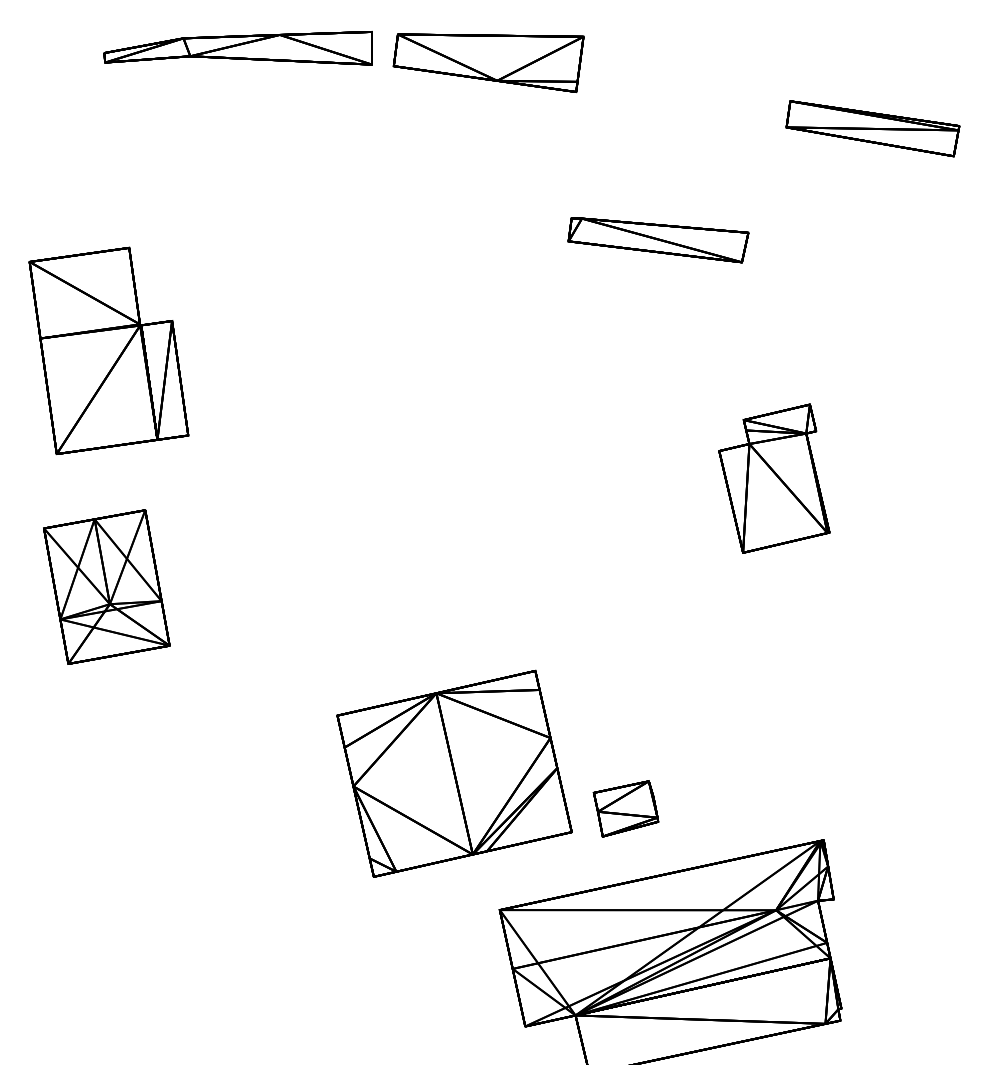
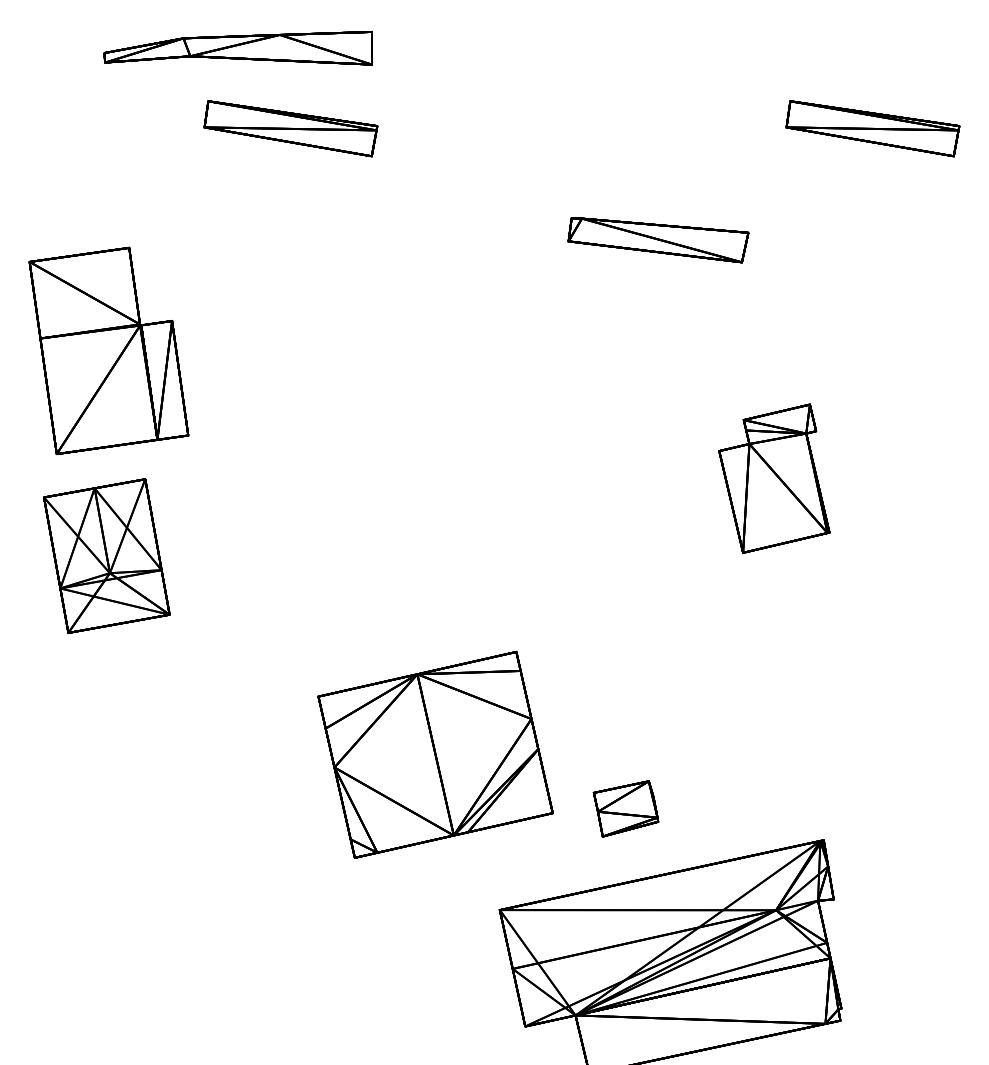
part: present -> none (488, 62)
part: none -> present (290, 128)
part position: (106, 586) -> (106, 555) (106, 555)
part position: (454, 773) -> (435, 754) (435, 754)
